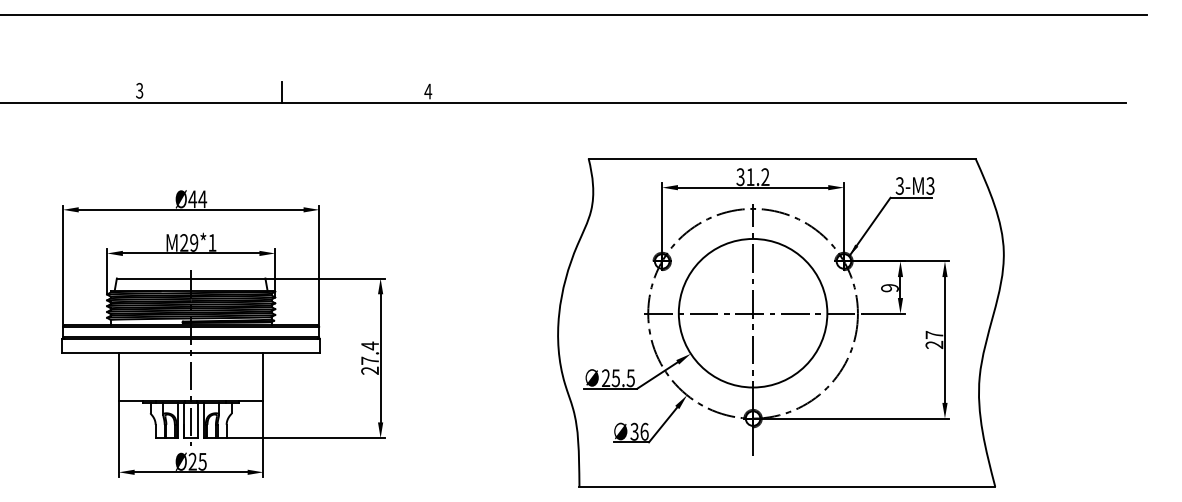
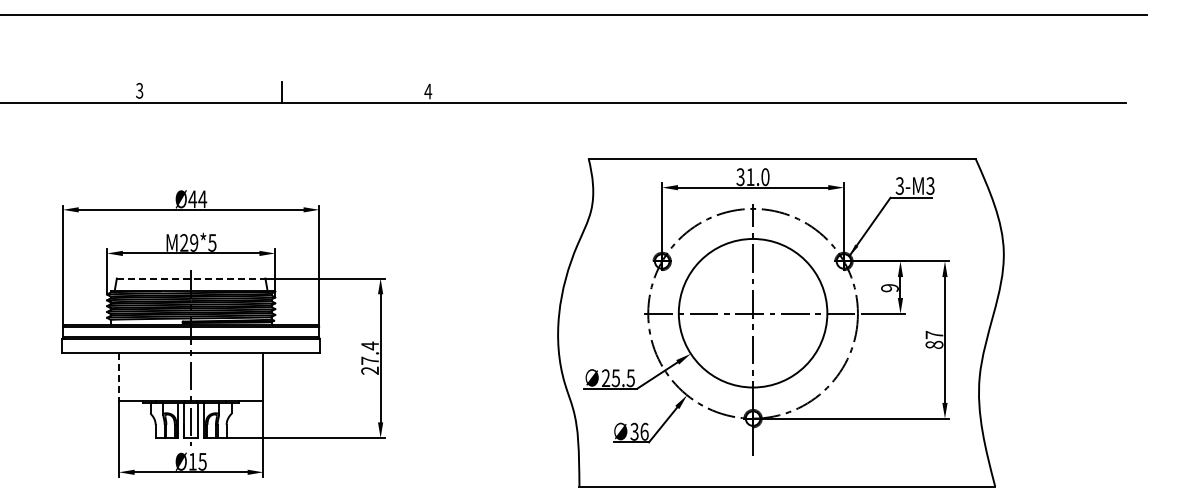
text: 31.2 -> 31.0 (765, 177)
text: M29*1 -> M29*5 (212, 242)
line: solid -> dashed (191, 278)
text: 27 -> 87 (934, 344)
line: solid -> dashed (118, 377)
text: Ø25 -> Ø15 (192, 461)
